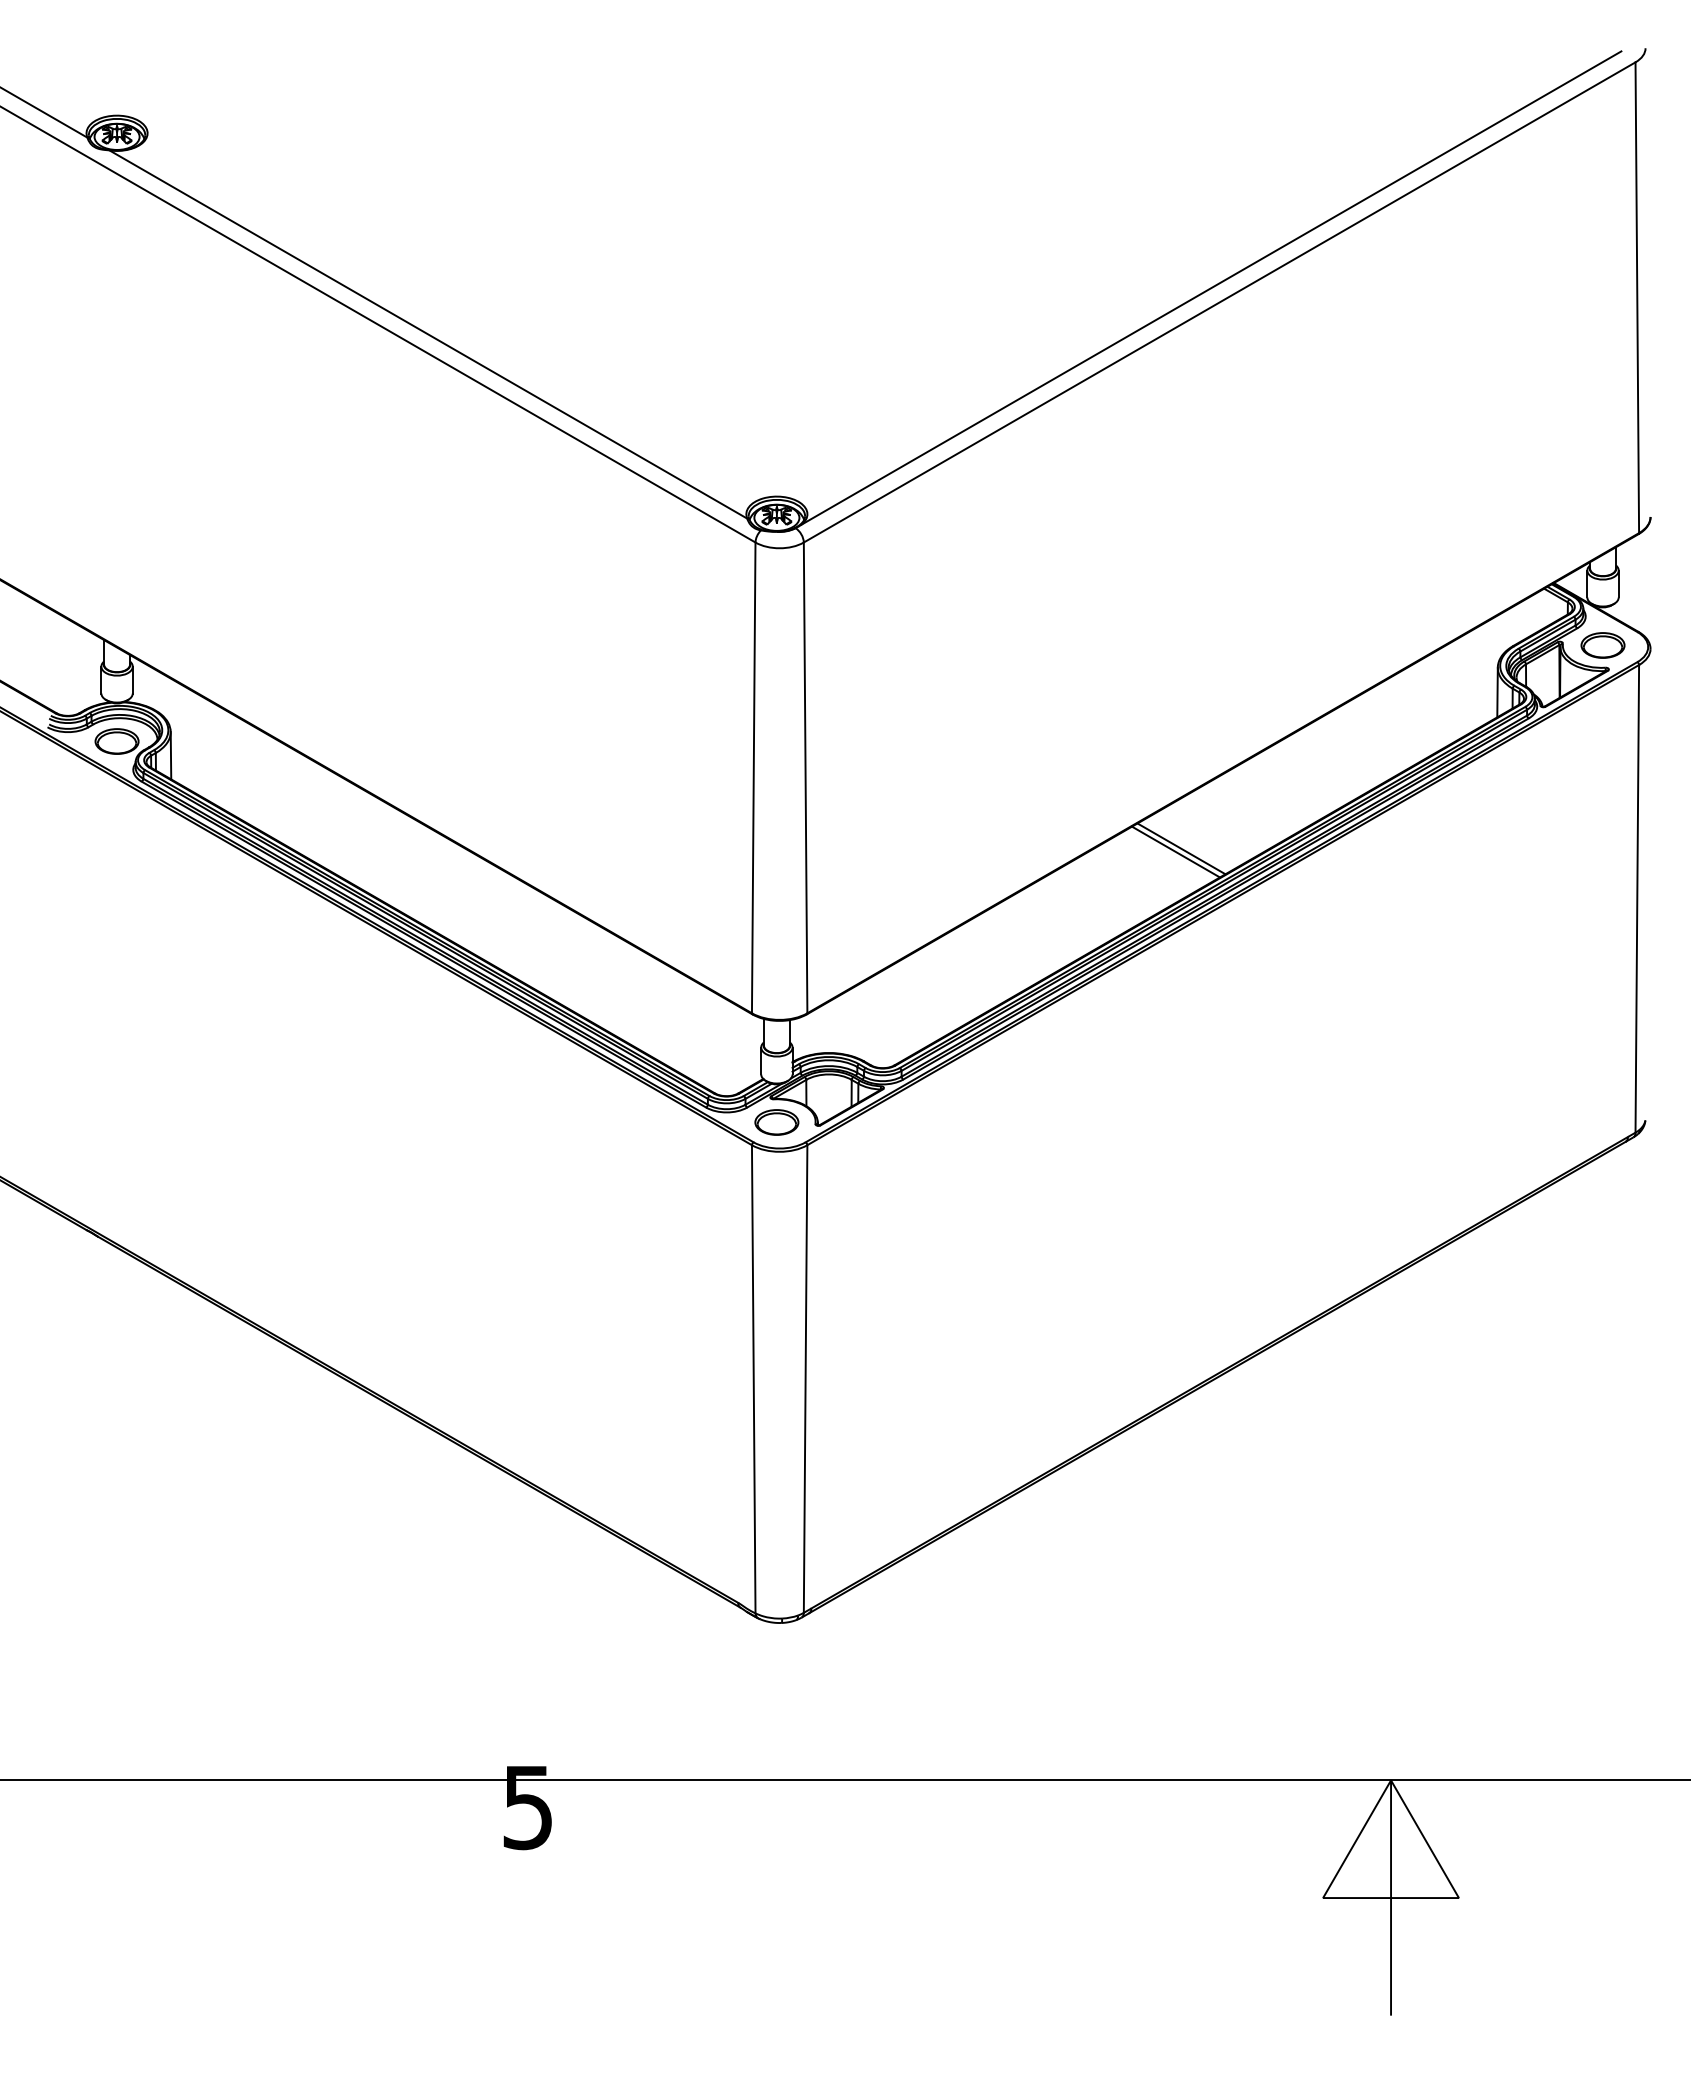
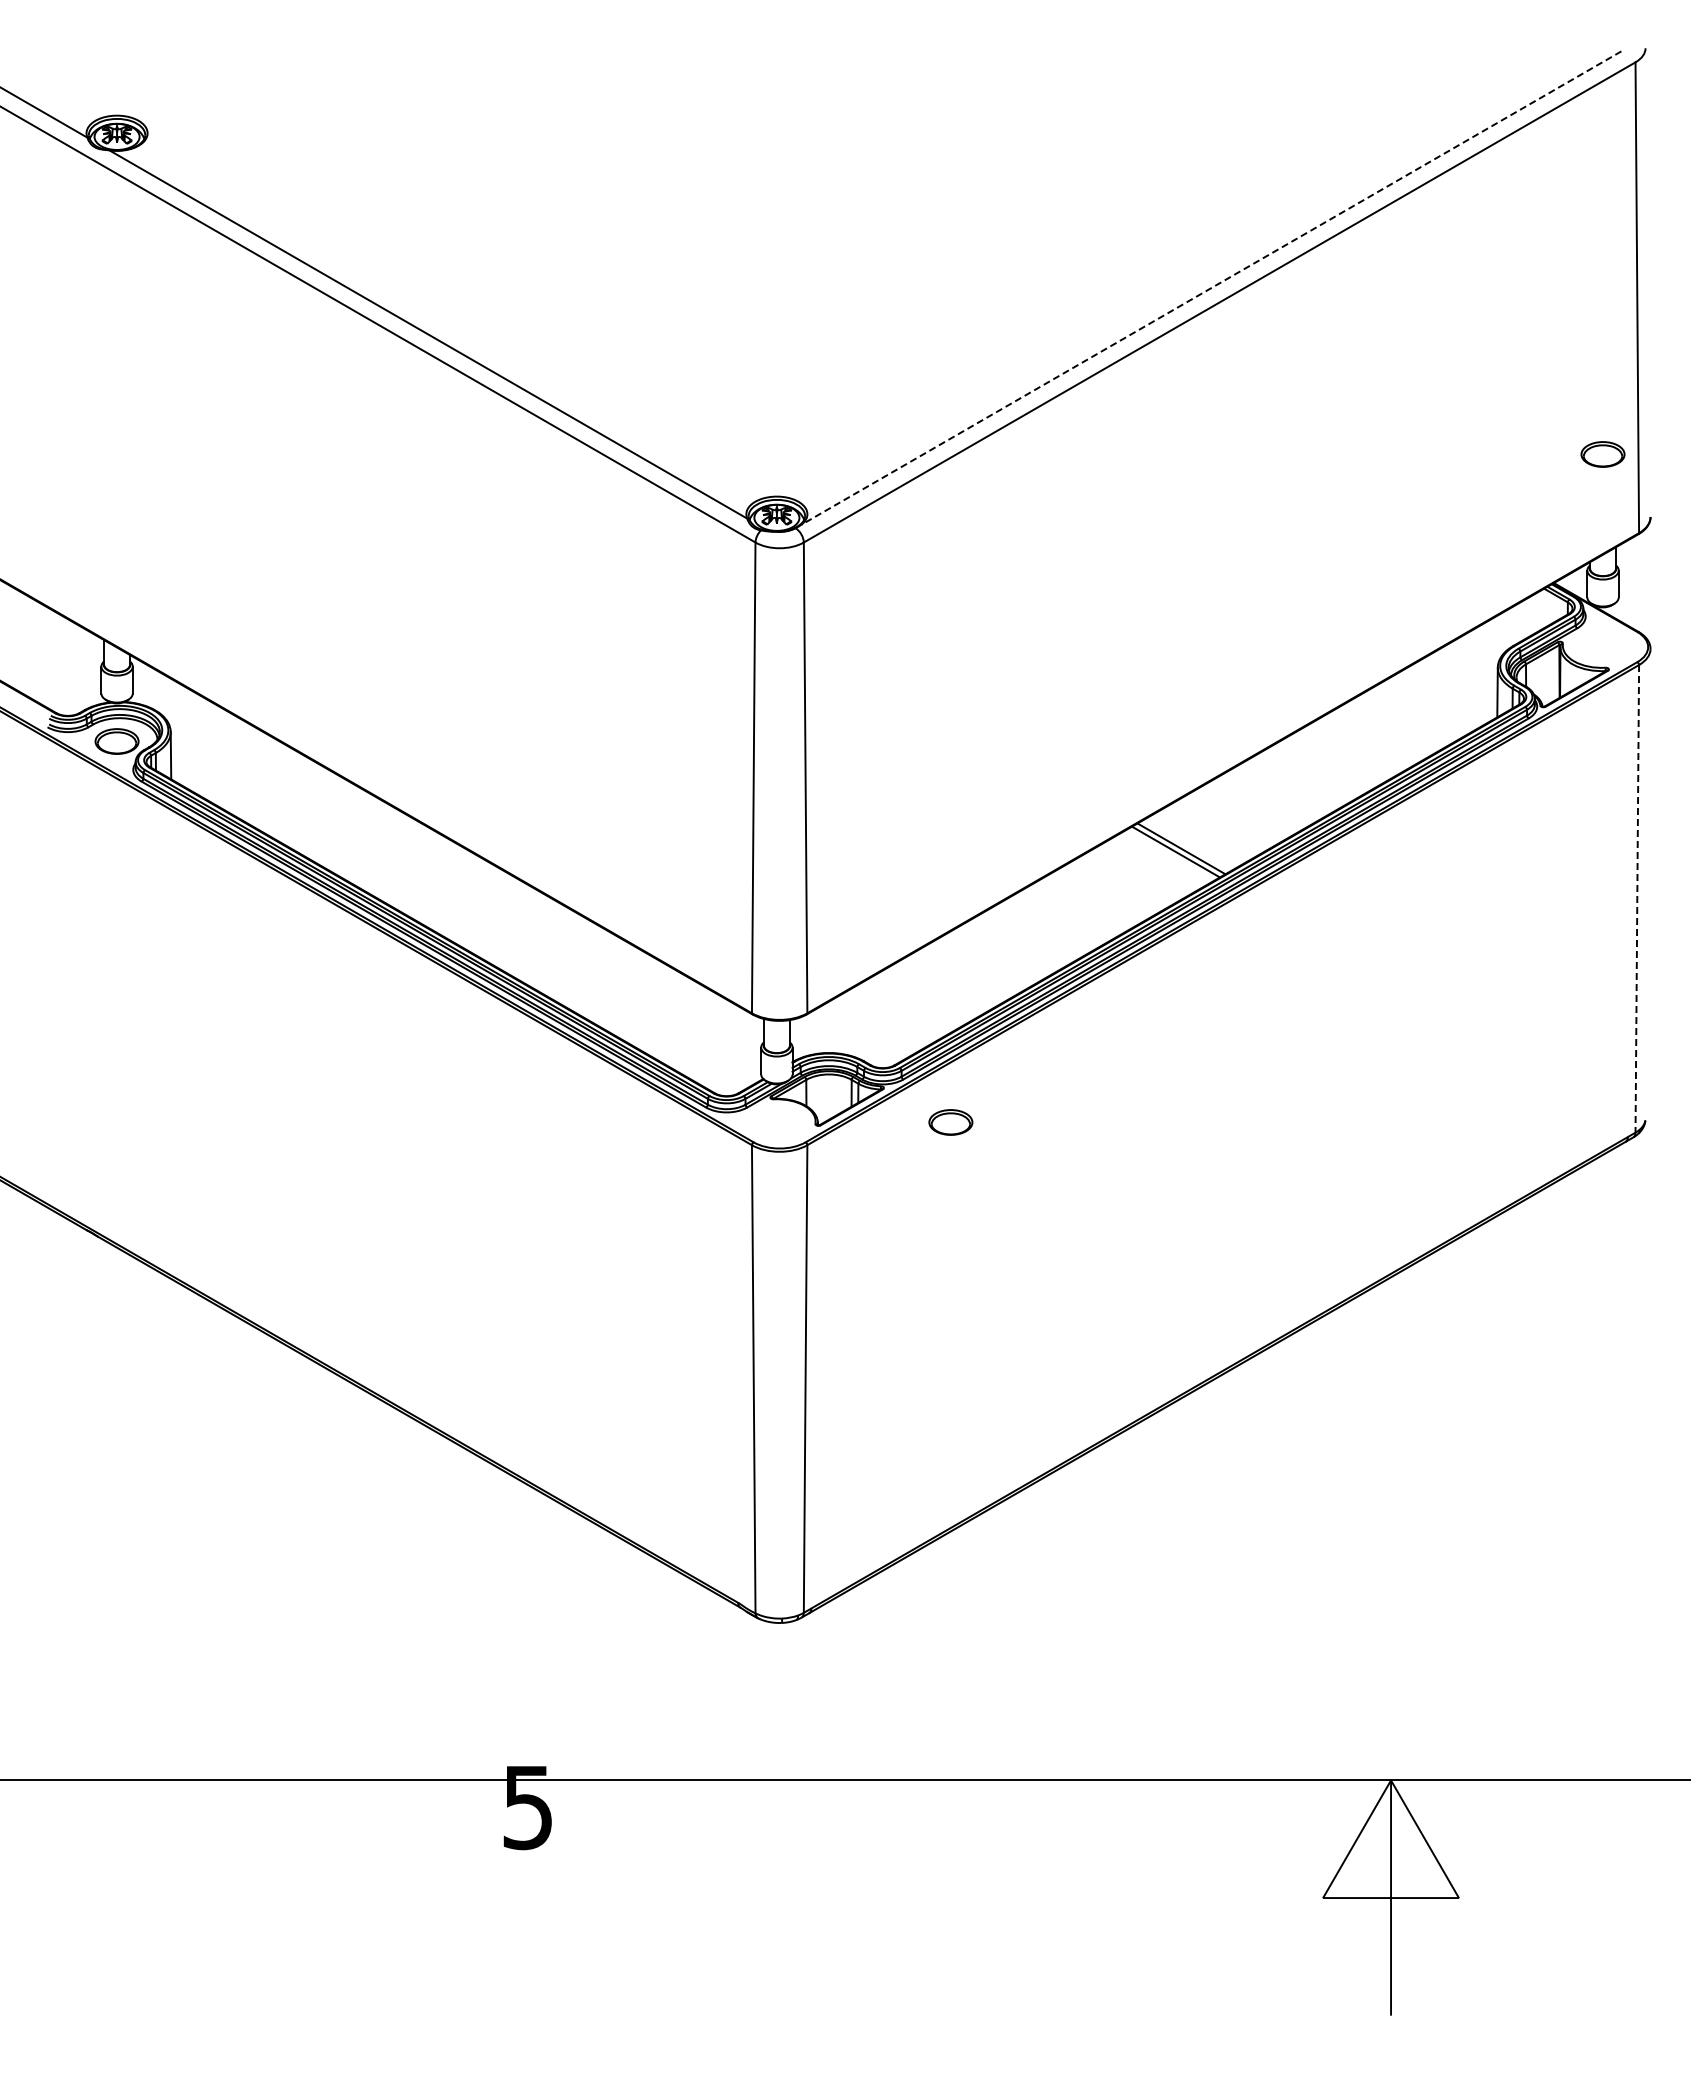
line: solid -> dashed (1210, 288)
part position: (1602, 645) -> (1602, 454) (1602, 454)
line: solid -> dashed (1637, 898)
part position: (776, 1122) -> (950, 1122) (950, 1122)
